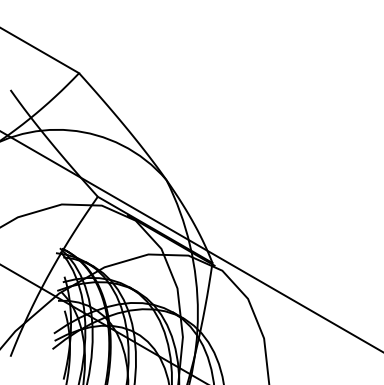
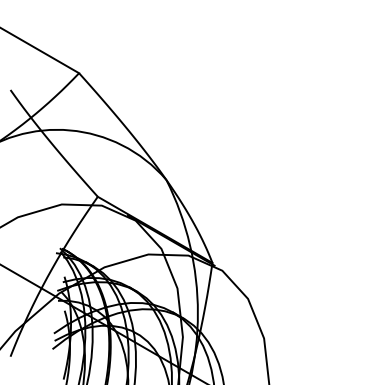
line: present -> none (191, 241)
